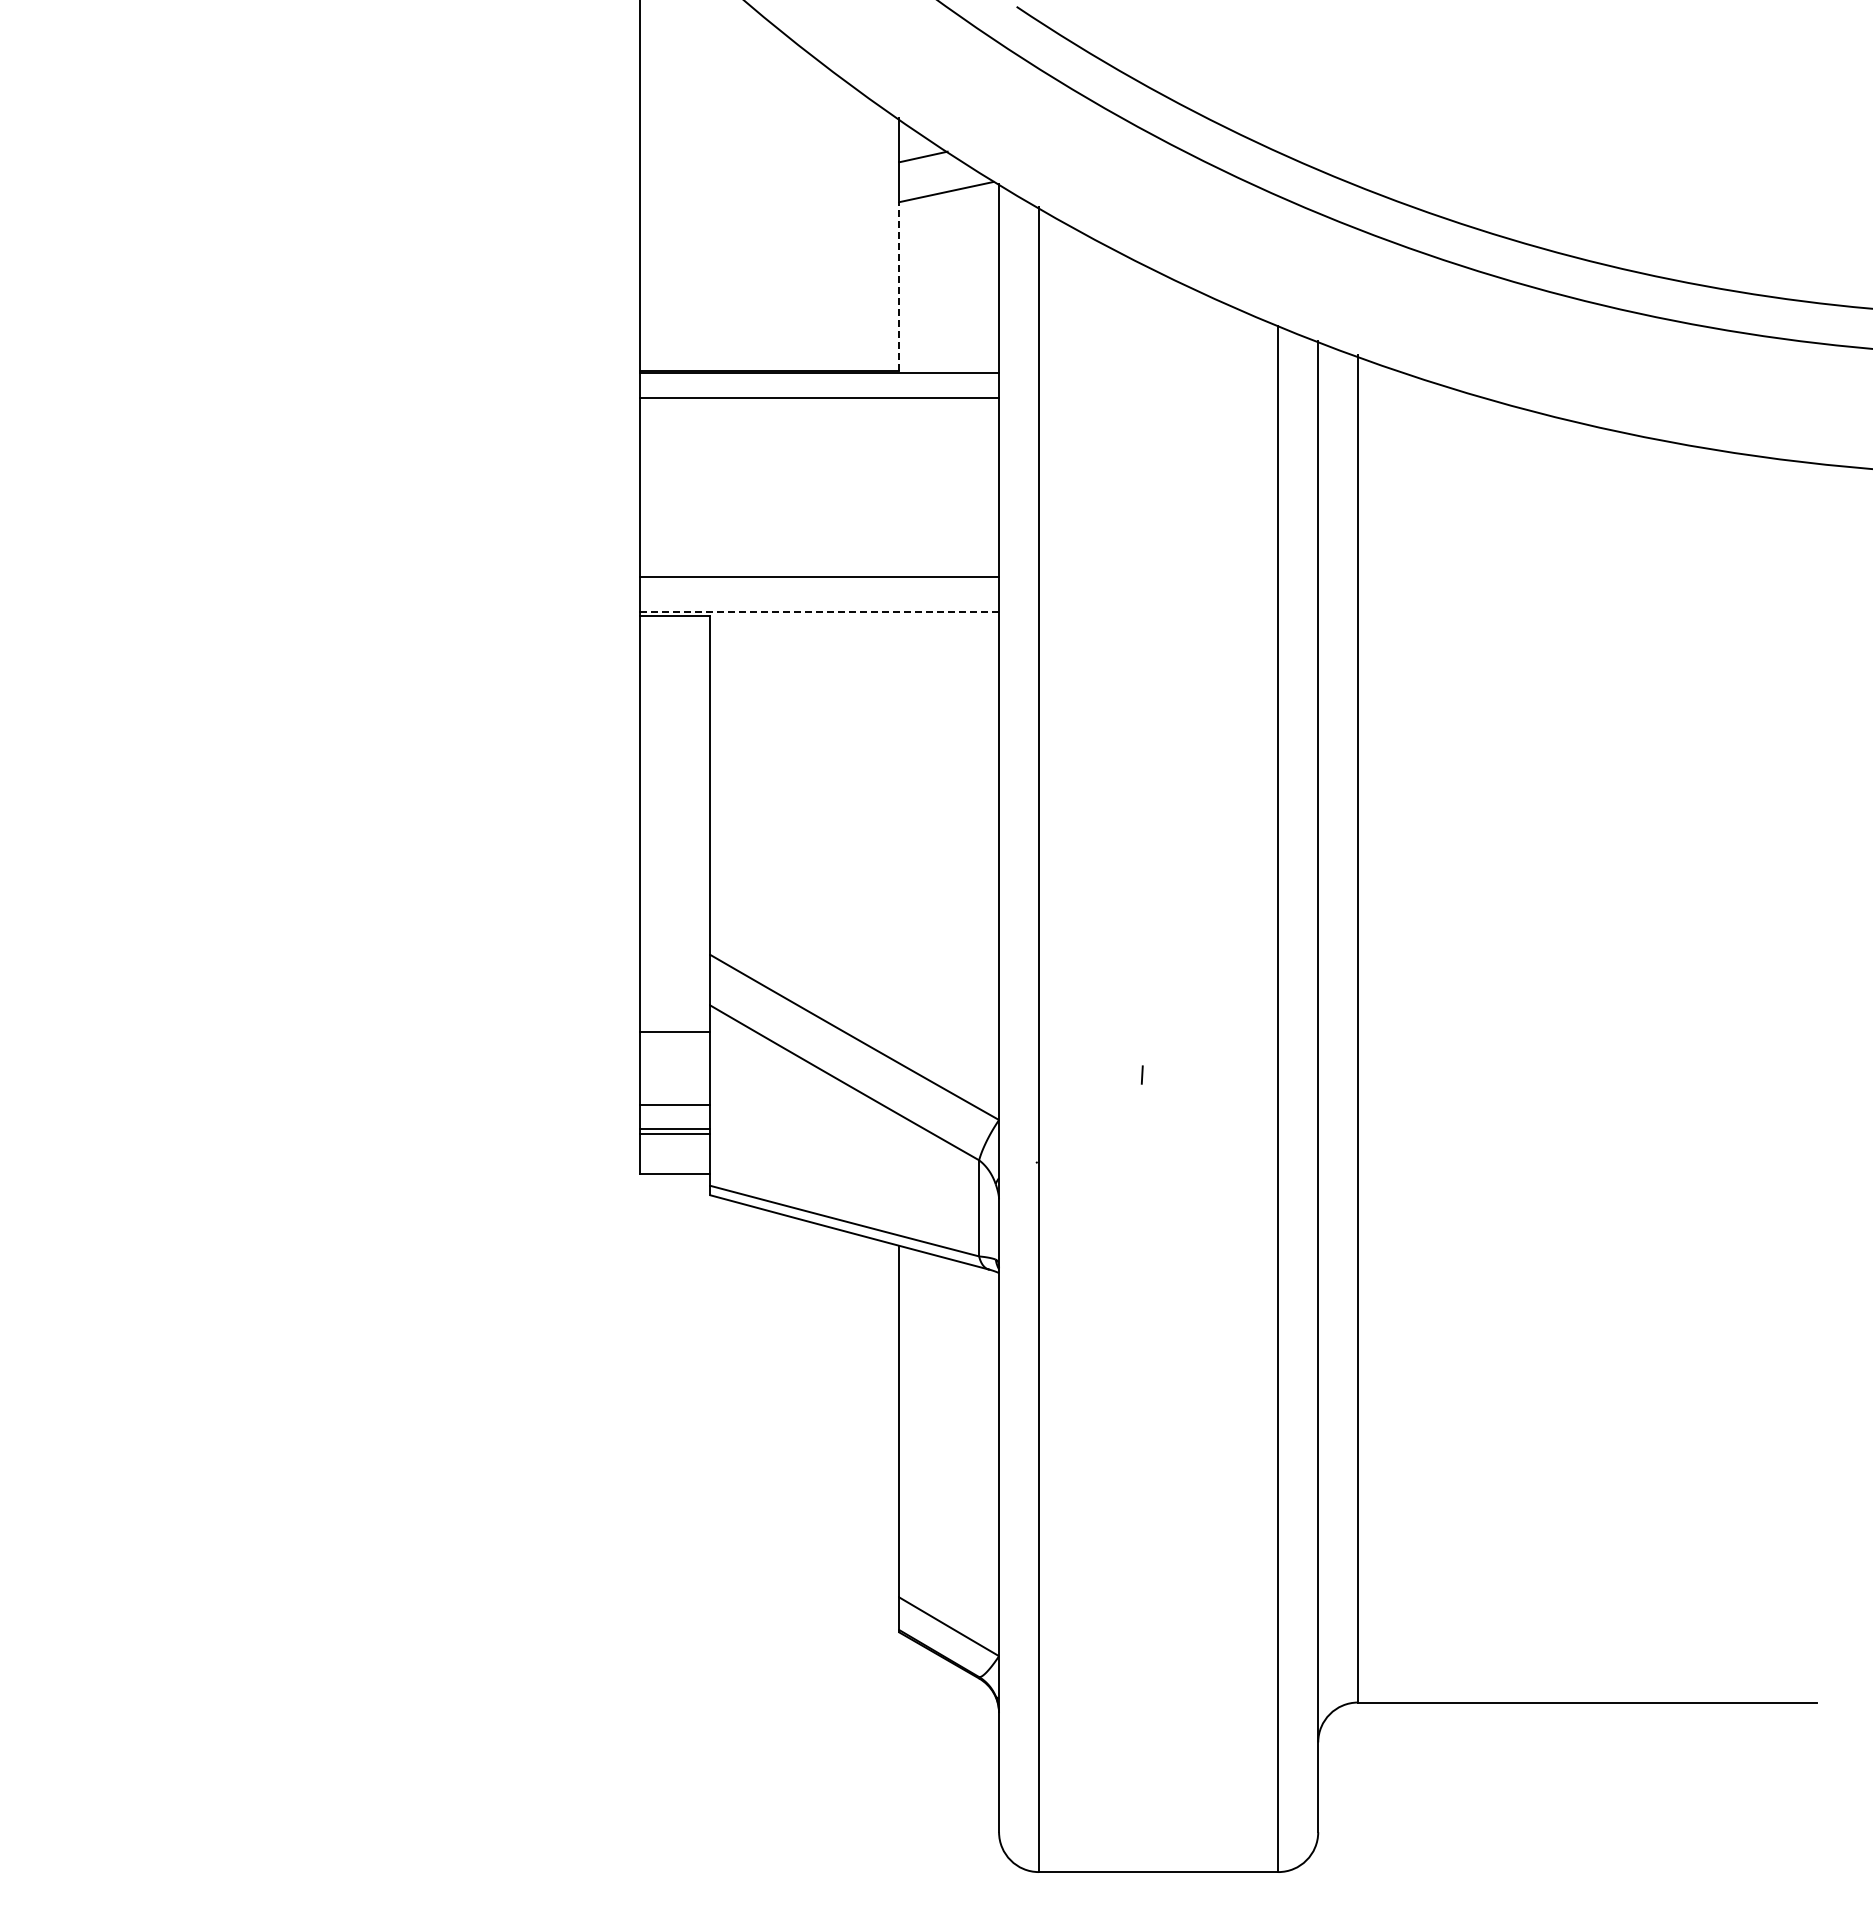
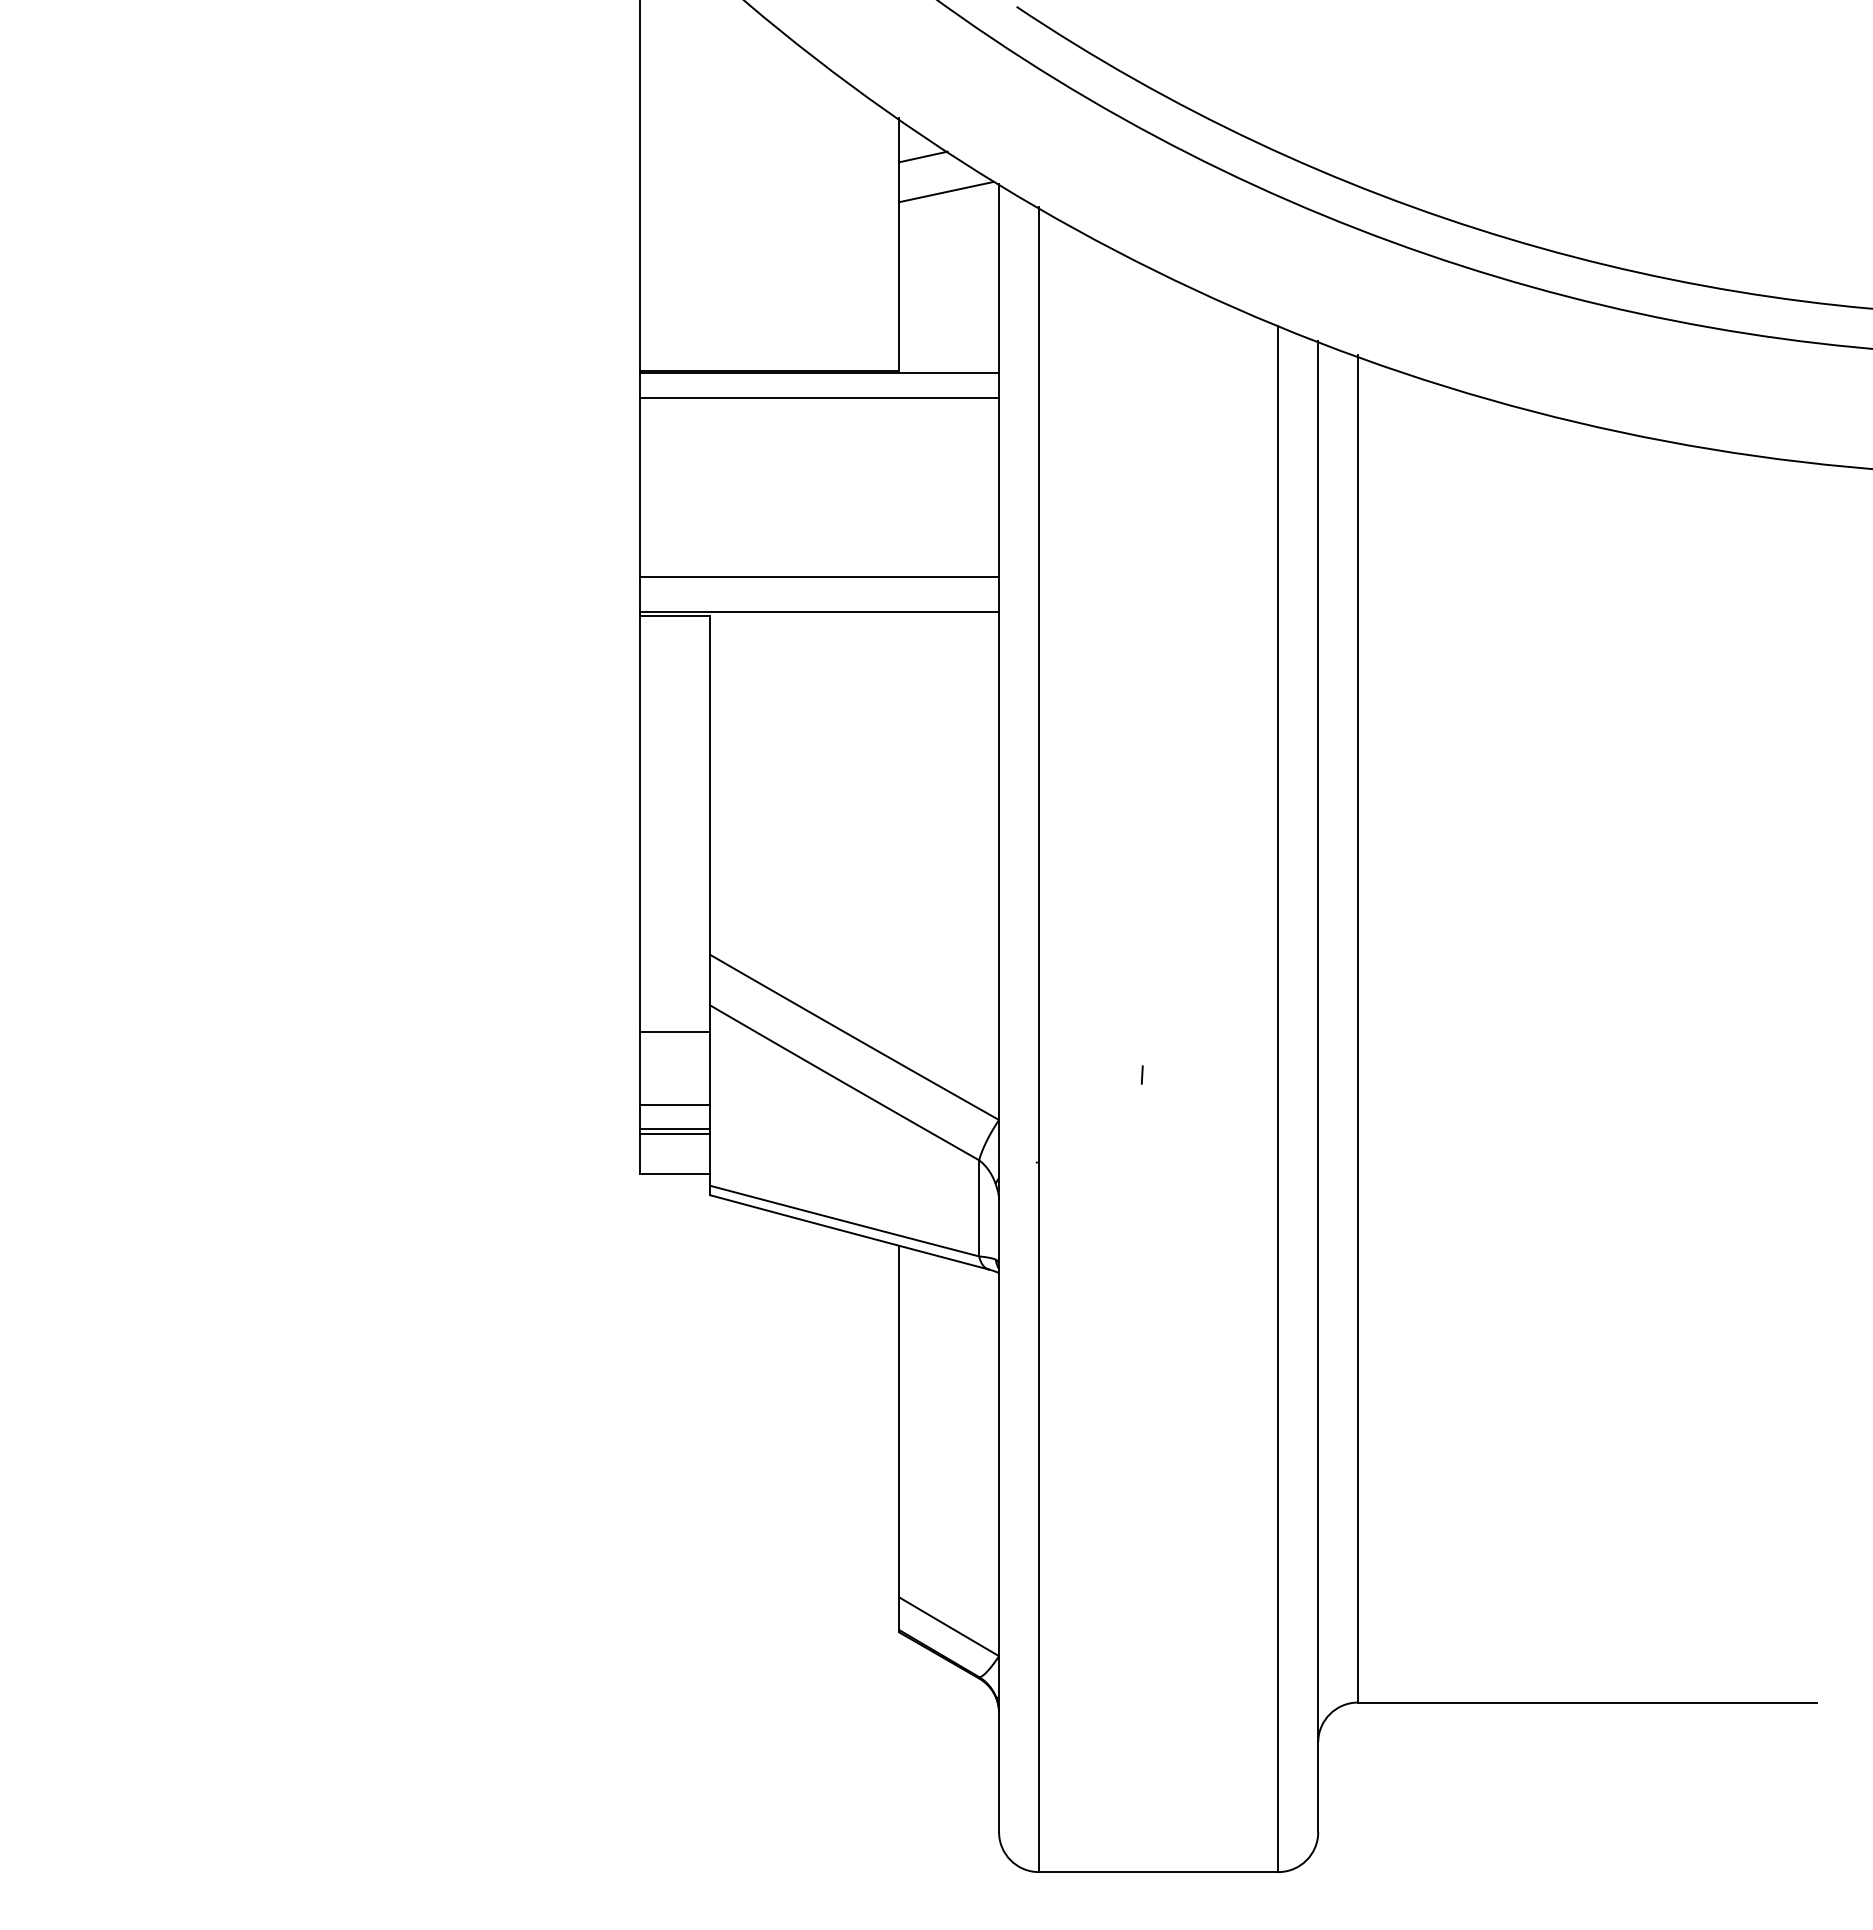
line: dashed -> solid (899, 286)
line: dashed -> solid (819, 611)
